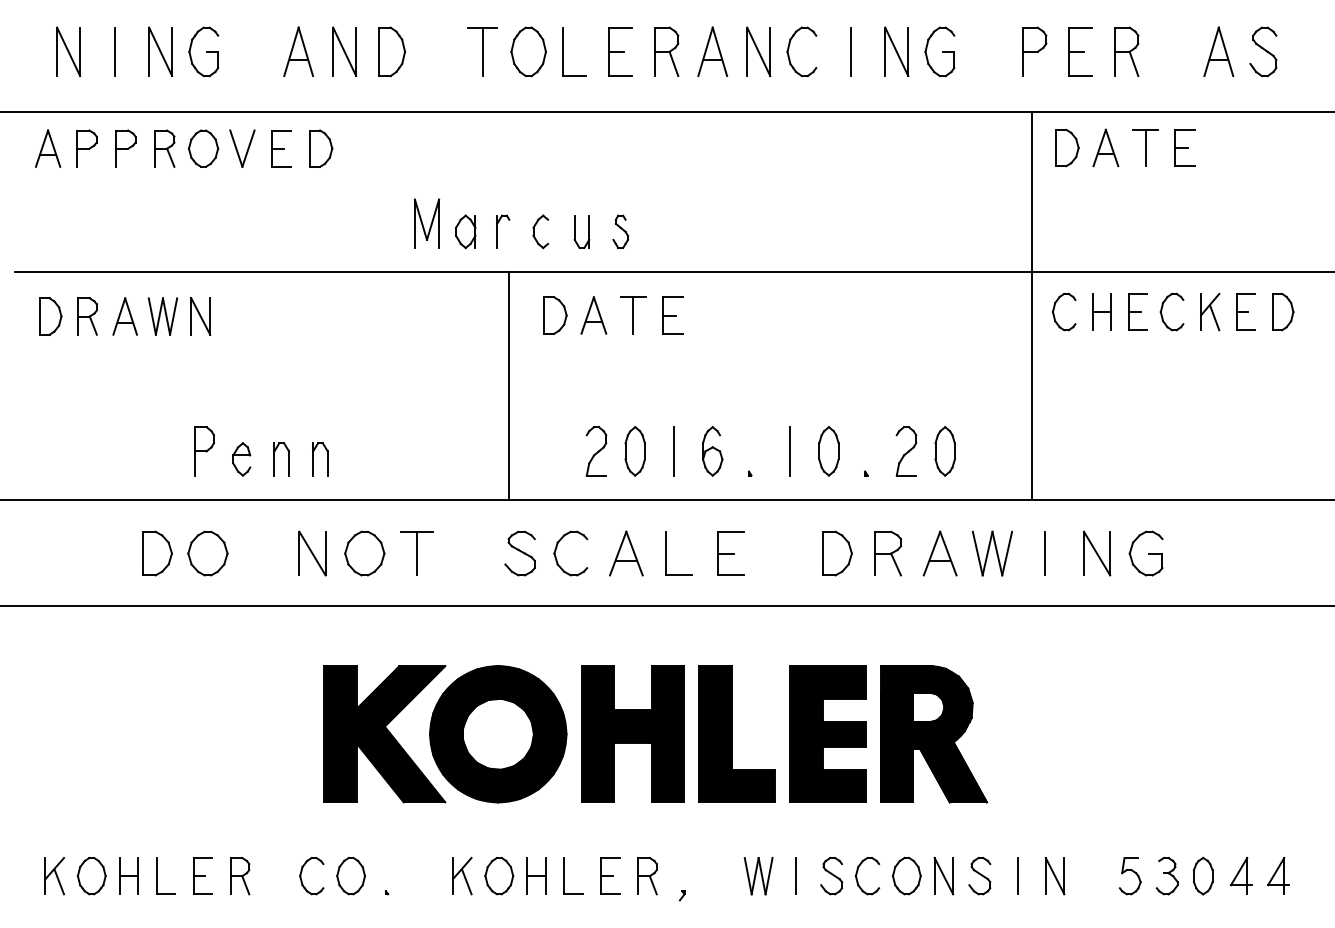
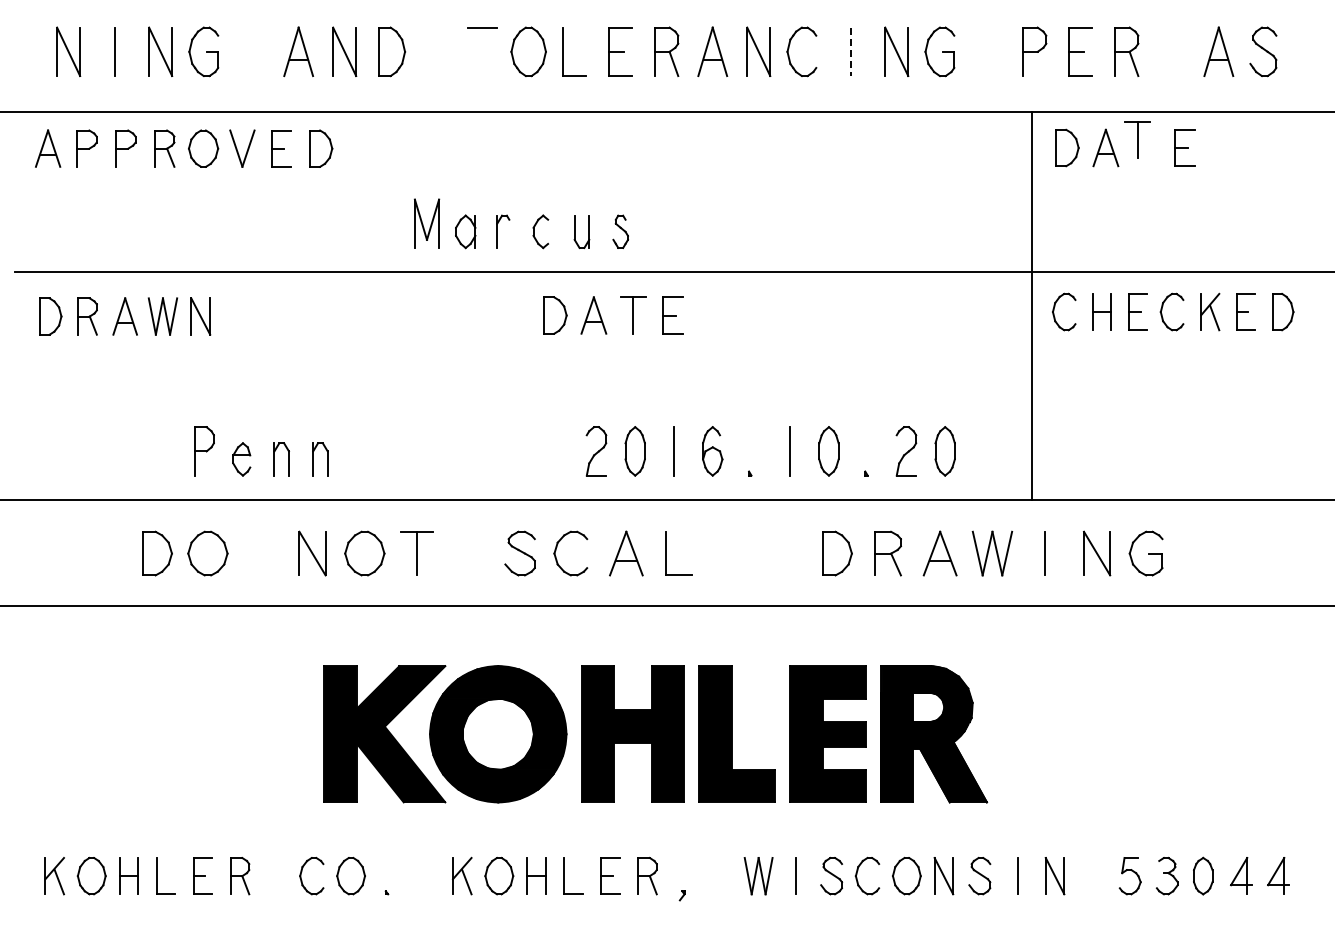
line: present -> none (482, 51)
line: solid -> dashed (850, 52)
part position: (1145, 147) -> (1137, 139) (1137, 139)
line: present -> none (509, 385)
part: present -> none (730, 553)
